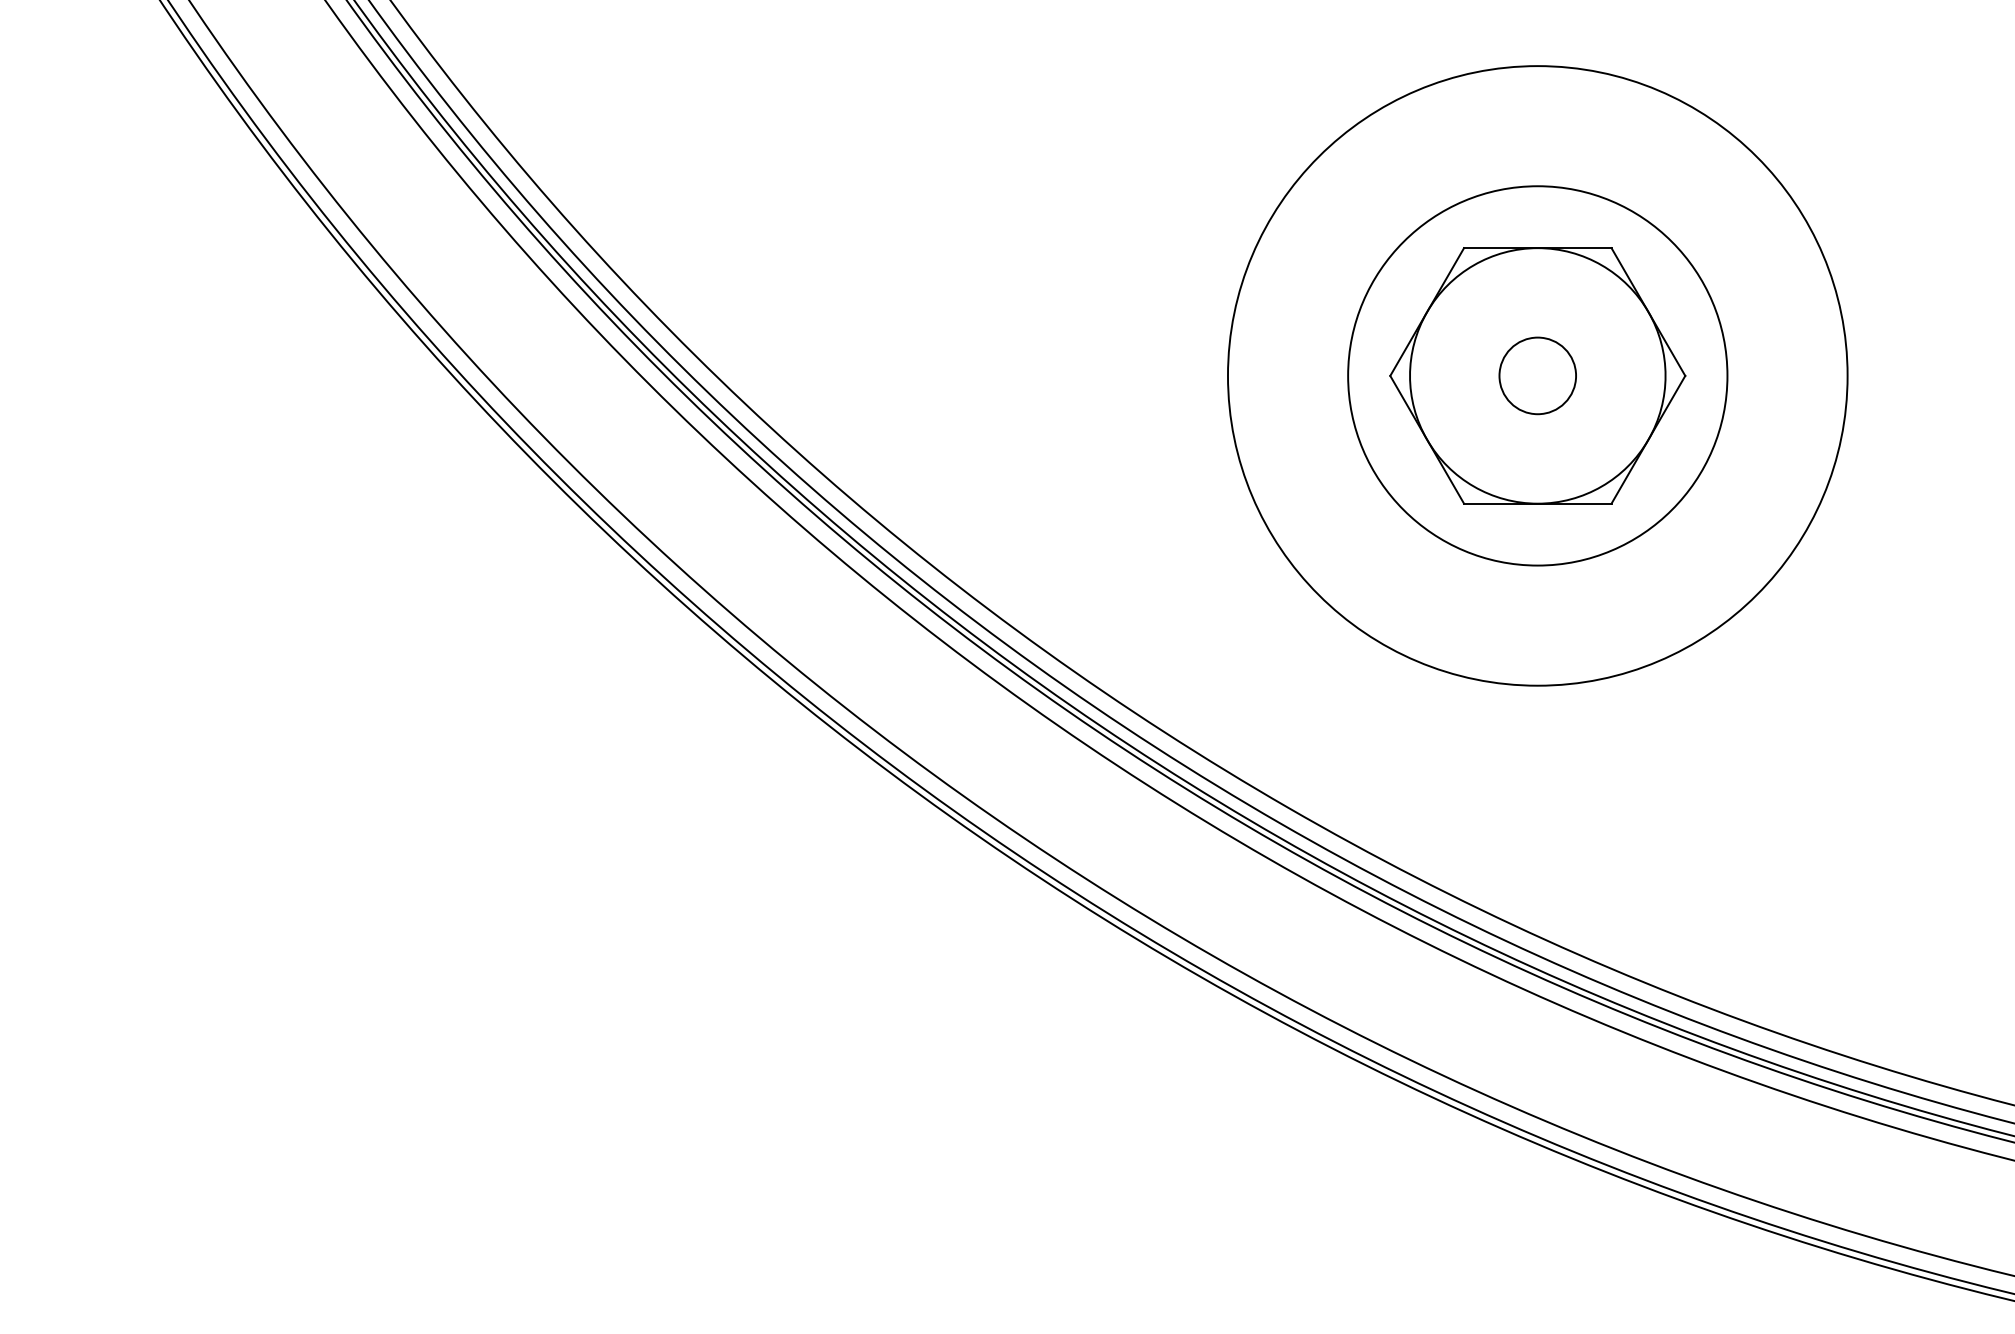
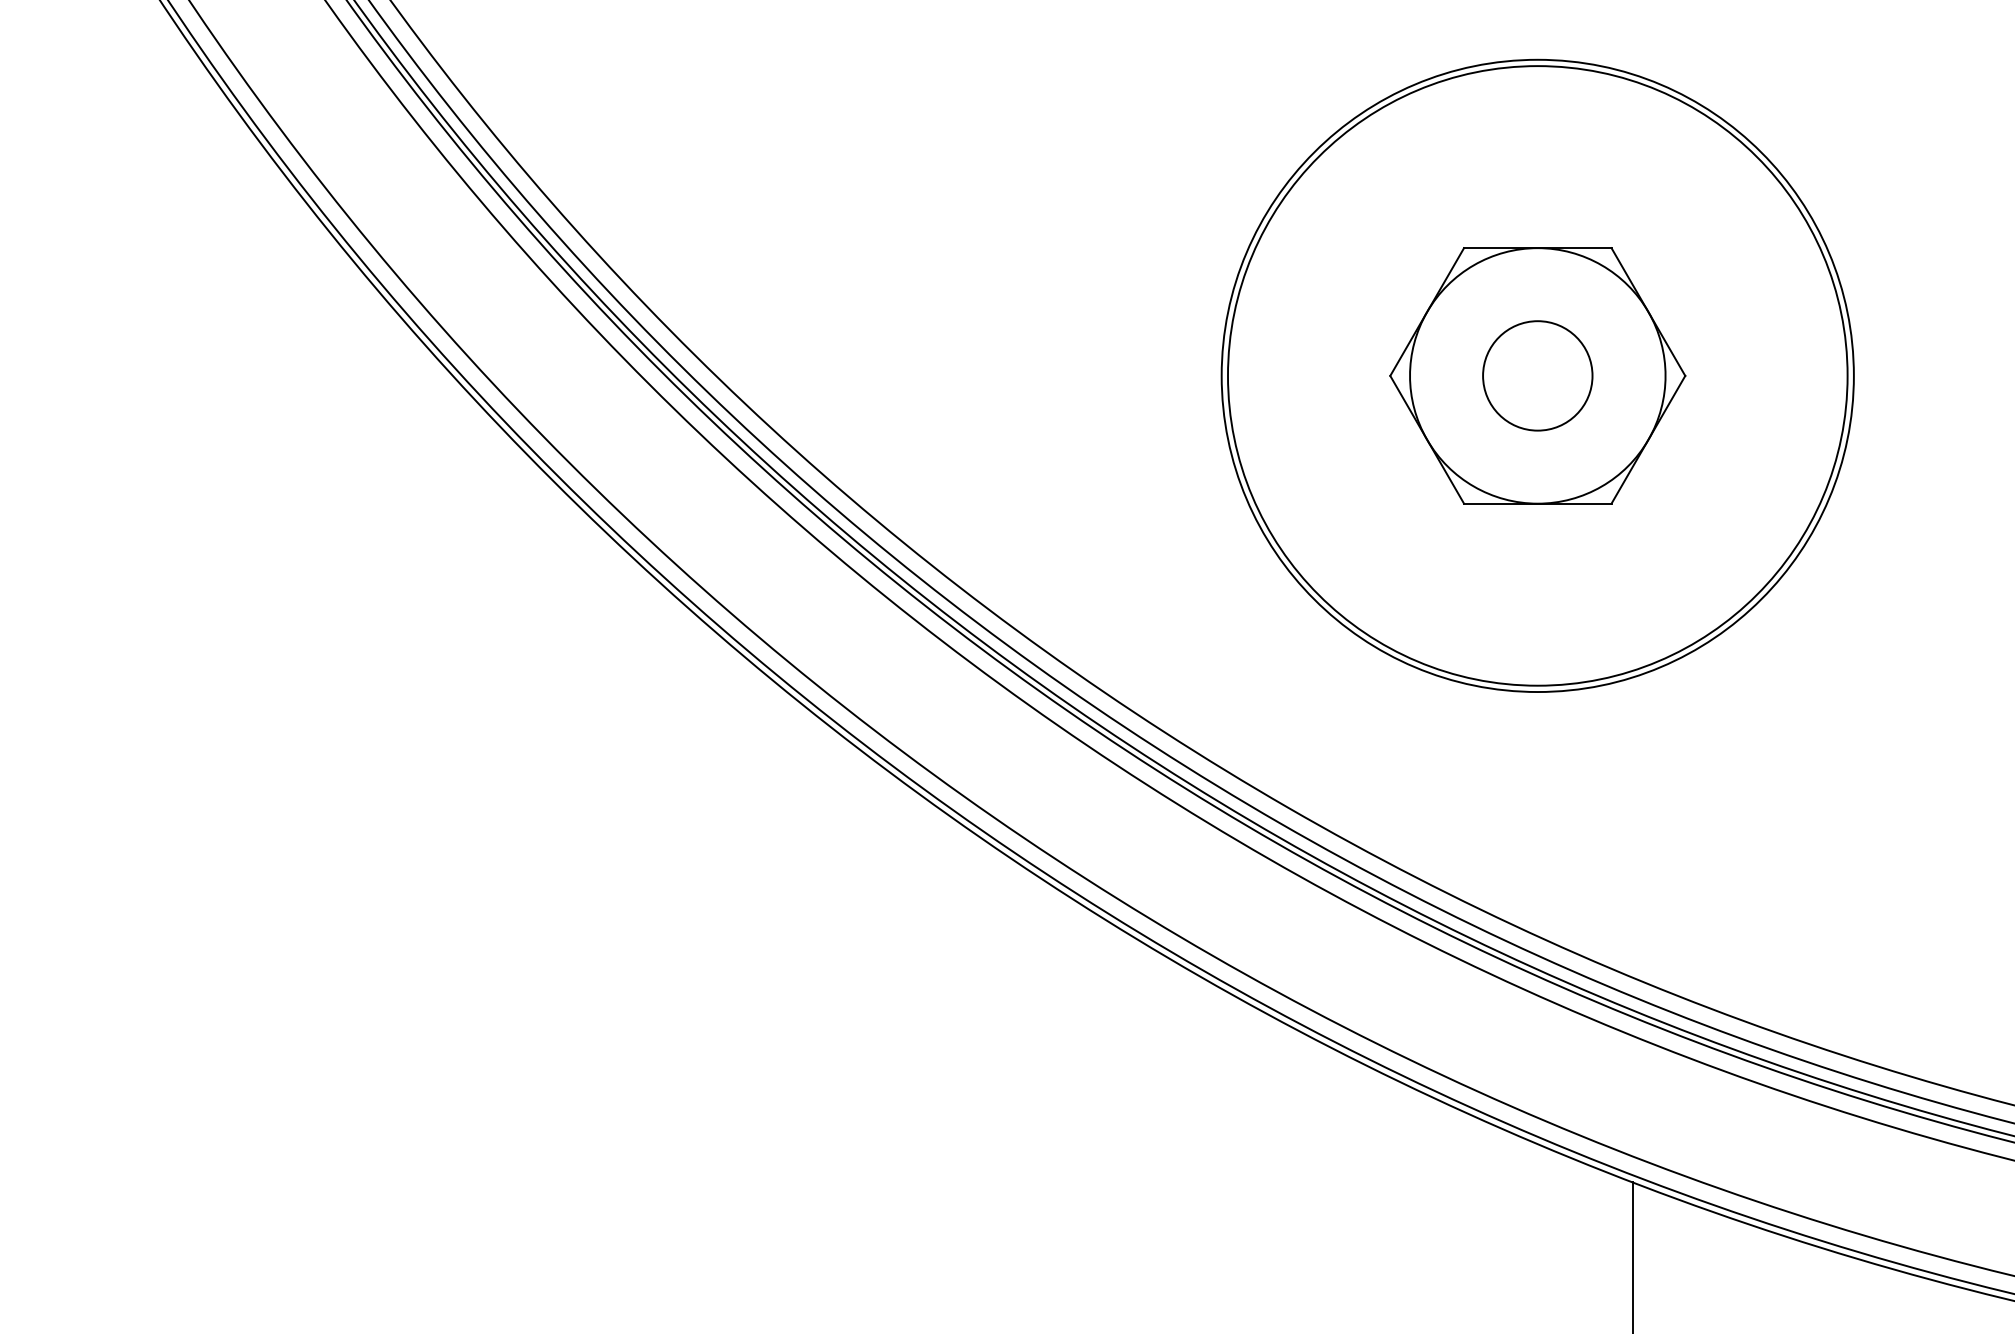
circle diameter: 379 px -> 632 px (1537, 375)
circle diameter: 77 px -> 109 px (1537, 375)
line: none -> present (1632, 1255)
